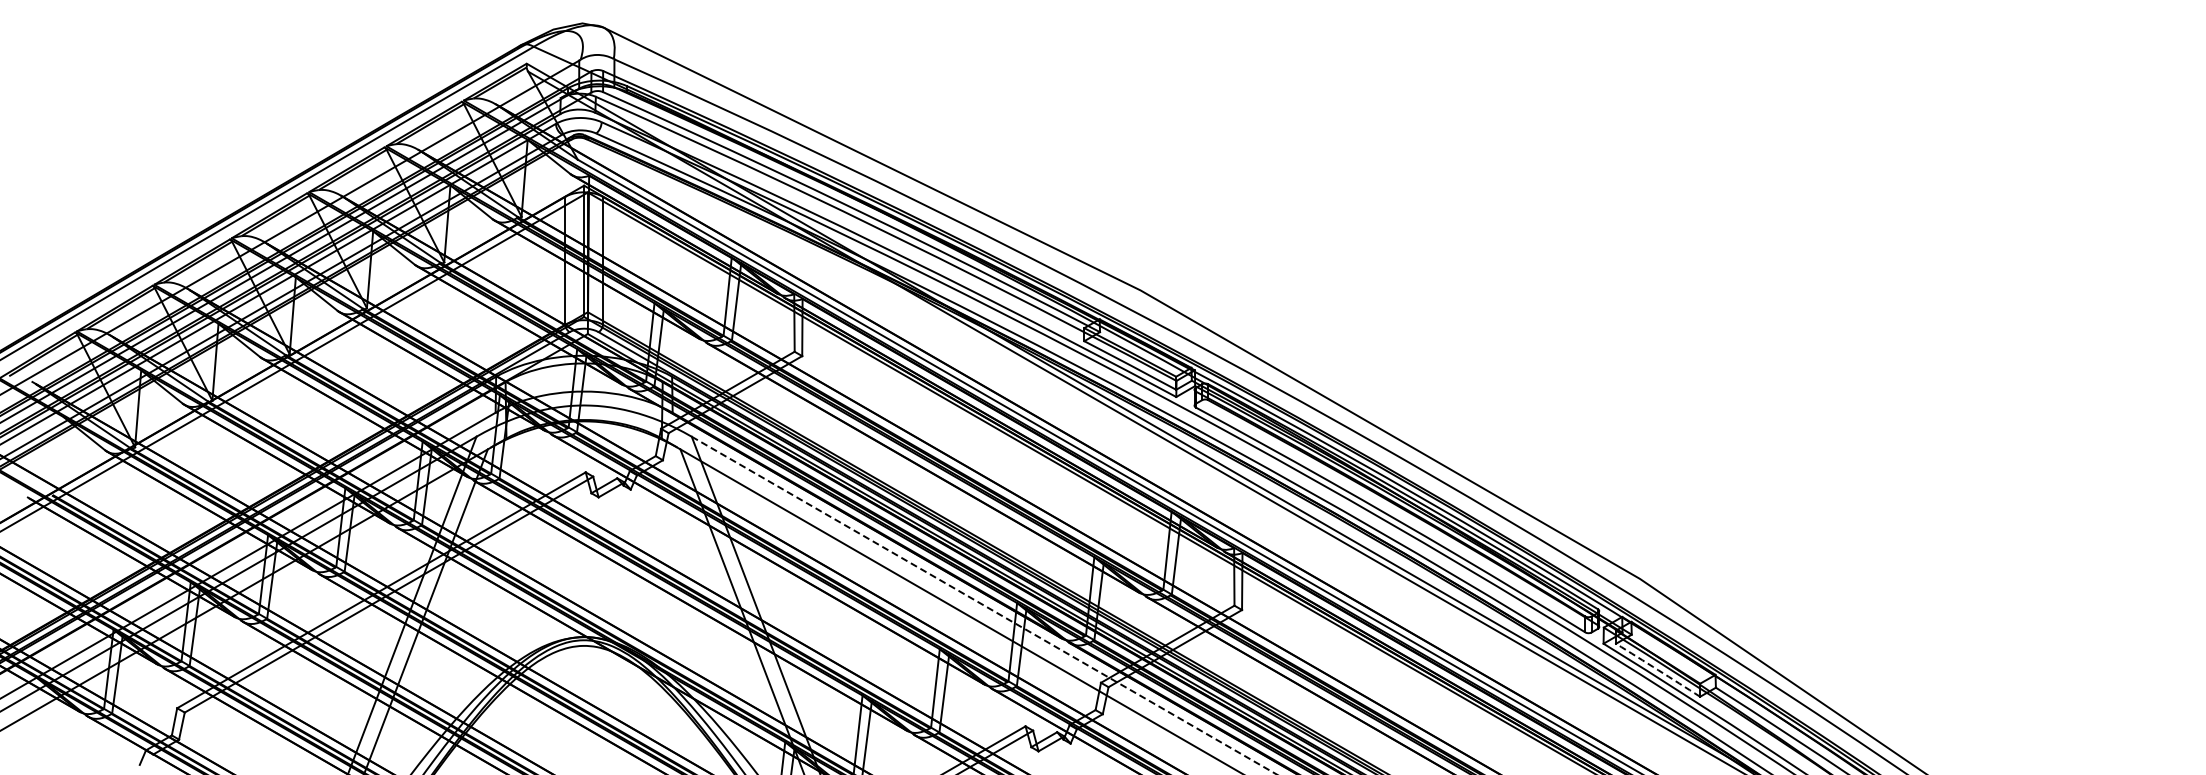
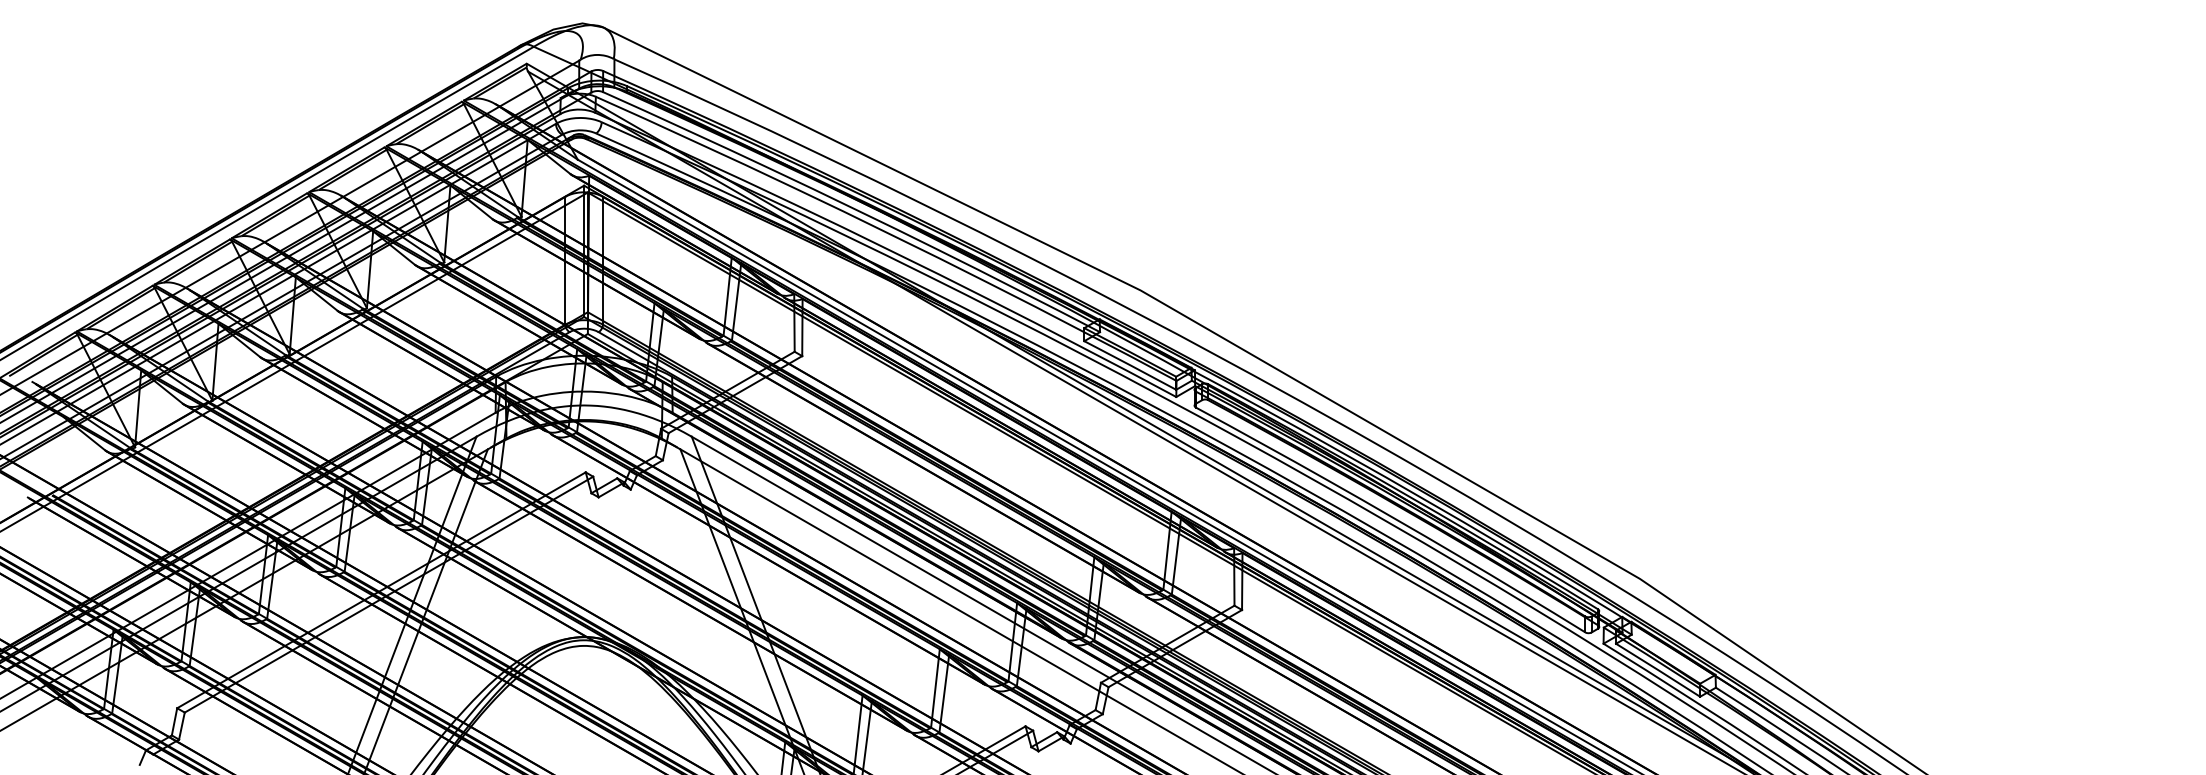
line: dashed -> solid (984, 605)
arc: dashed -> solid (1658, 670)
